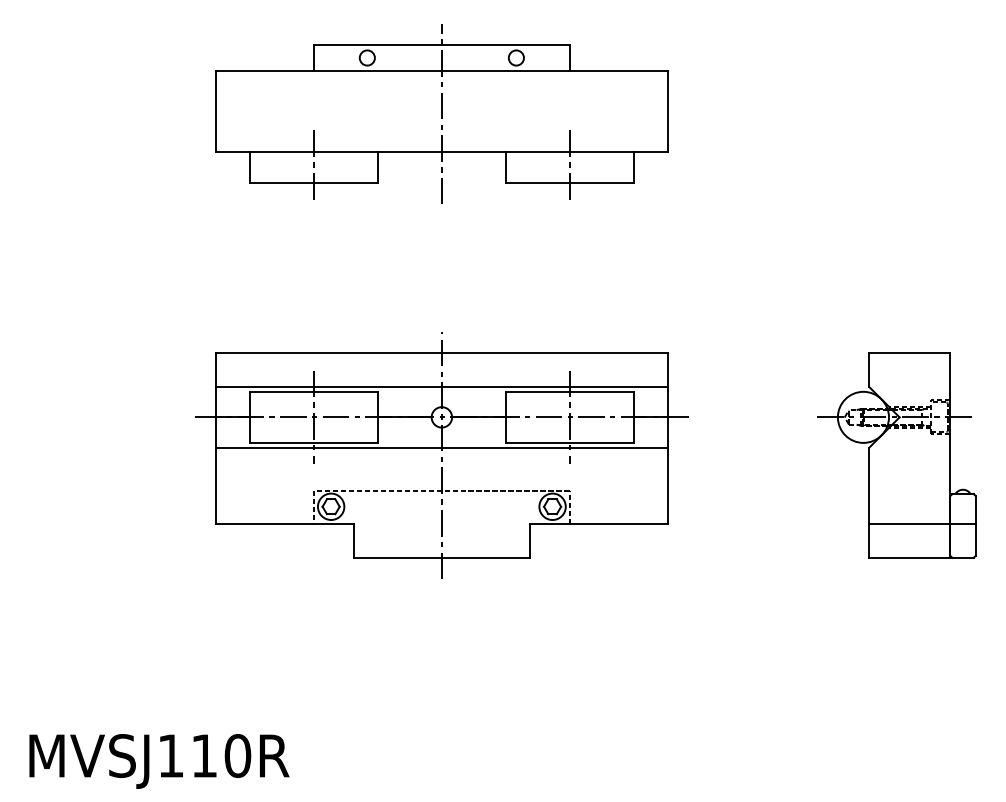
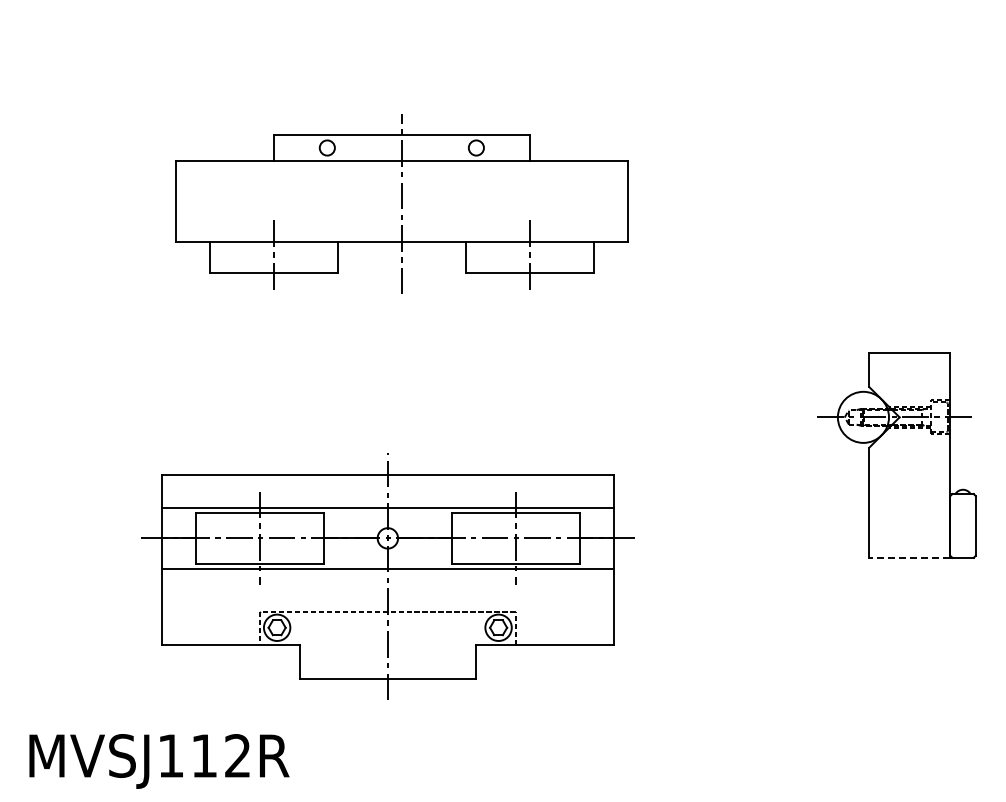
part position: (441, 113) -> (401, 203) (401, 203)
part position: (441, 455) -> (387, 576) (387, 576)
line: present -> none (922, 523)
line: solid -> dashed (909, 557)
text: MVSJ110R -> MVSJ112R (237, 755)
